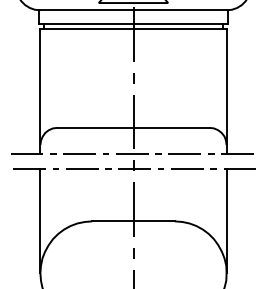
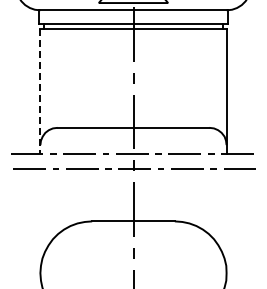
line: solid -> dashed (40, 91)
line: present -> none (40, 221)
line: present -> none (226, 221)
